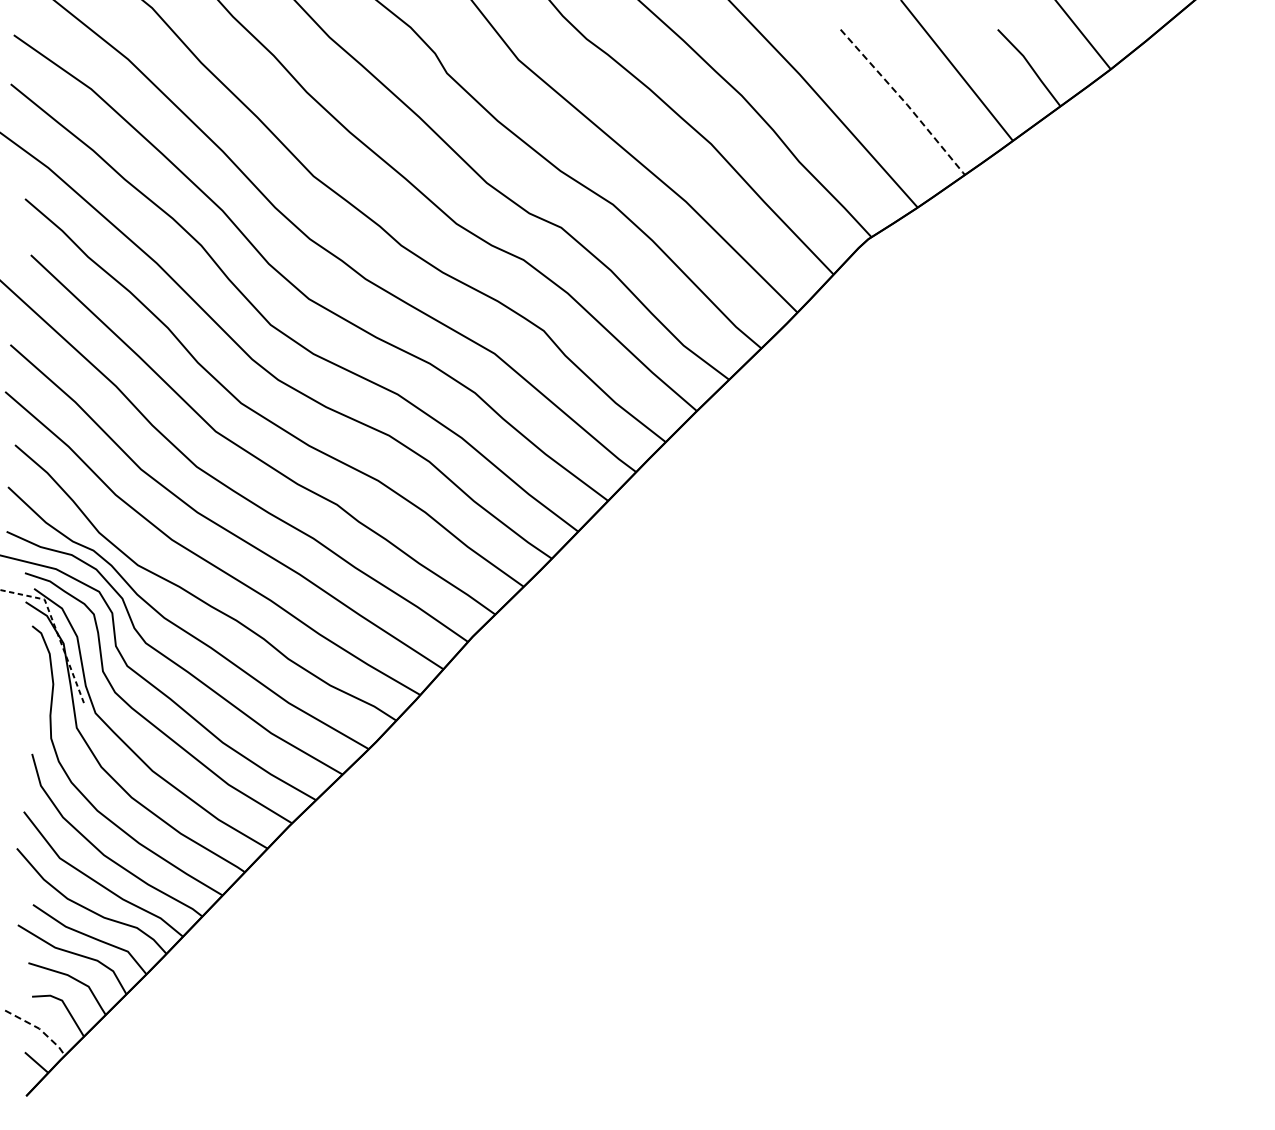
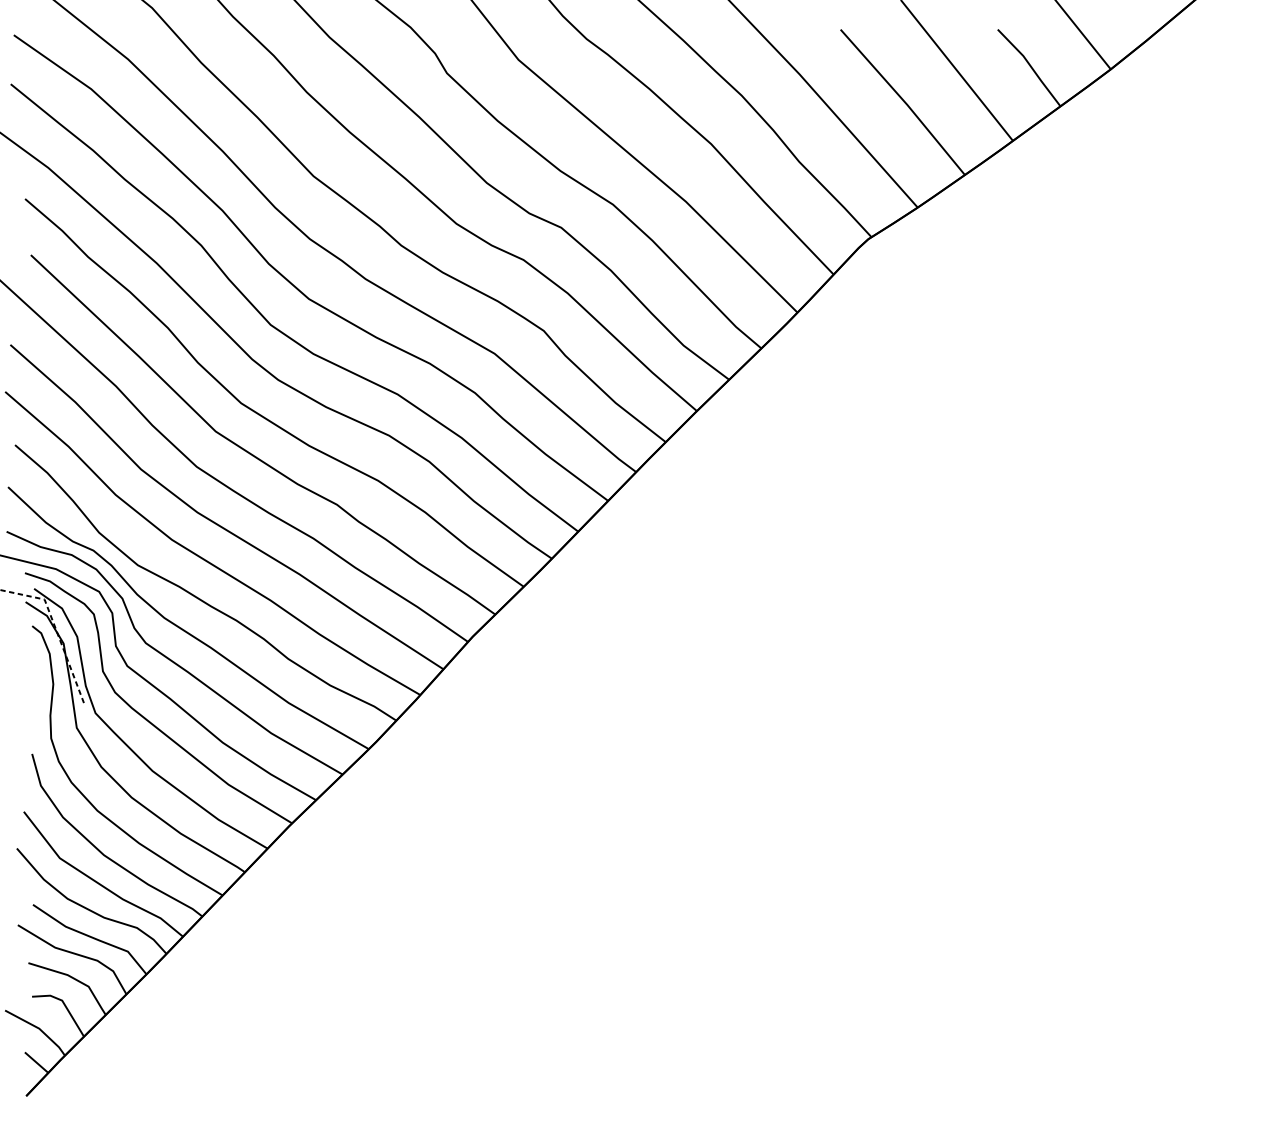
line: dashed -> solid (905, 102)
line: dashed -> solid (39, 1028)
